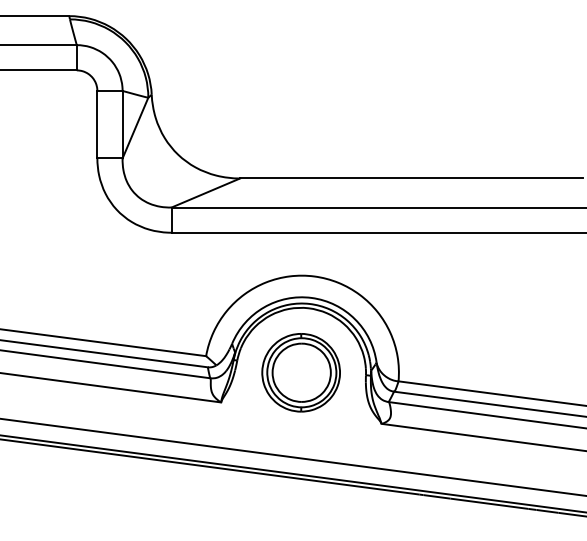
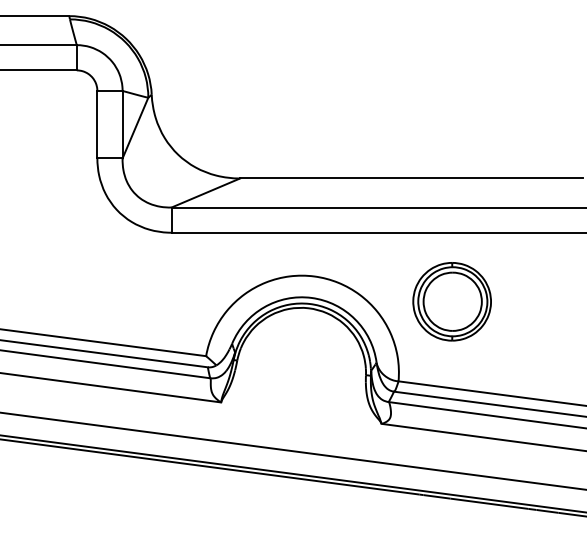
part position: (300, 372) -> (451, 301) (451, 301)
line position: (292, 457) -> (292, 450) (292, 450)
